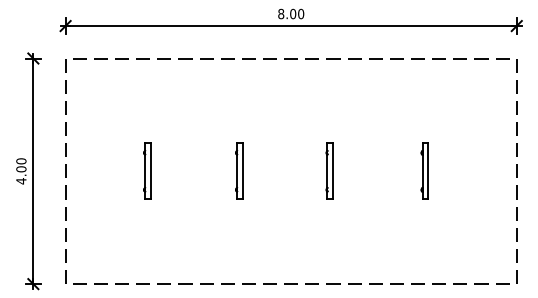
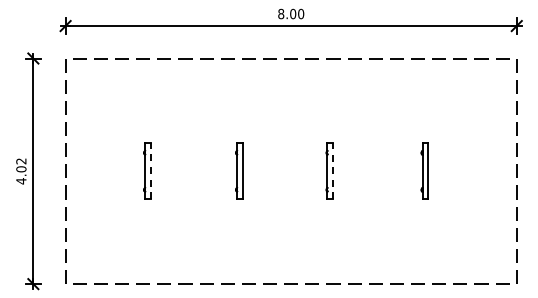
text: 4.00 -> 4.02 (21, 161)
line: solid -> dashed (150, 170)
line: solid -> dashed (333, 170)
